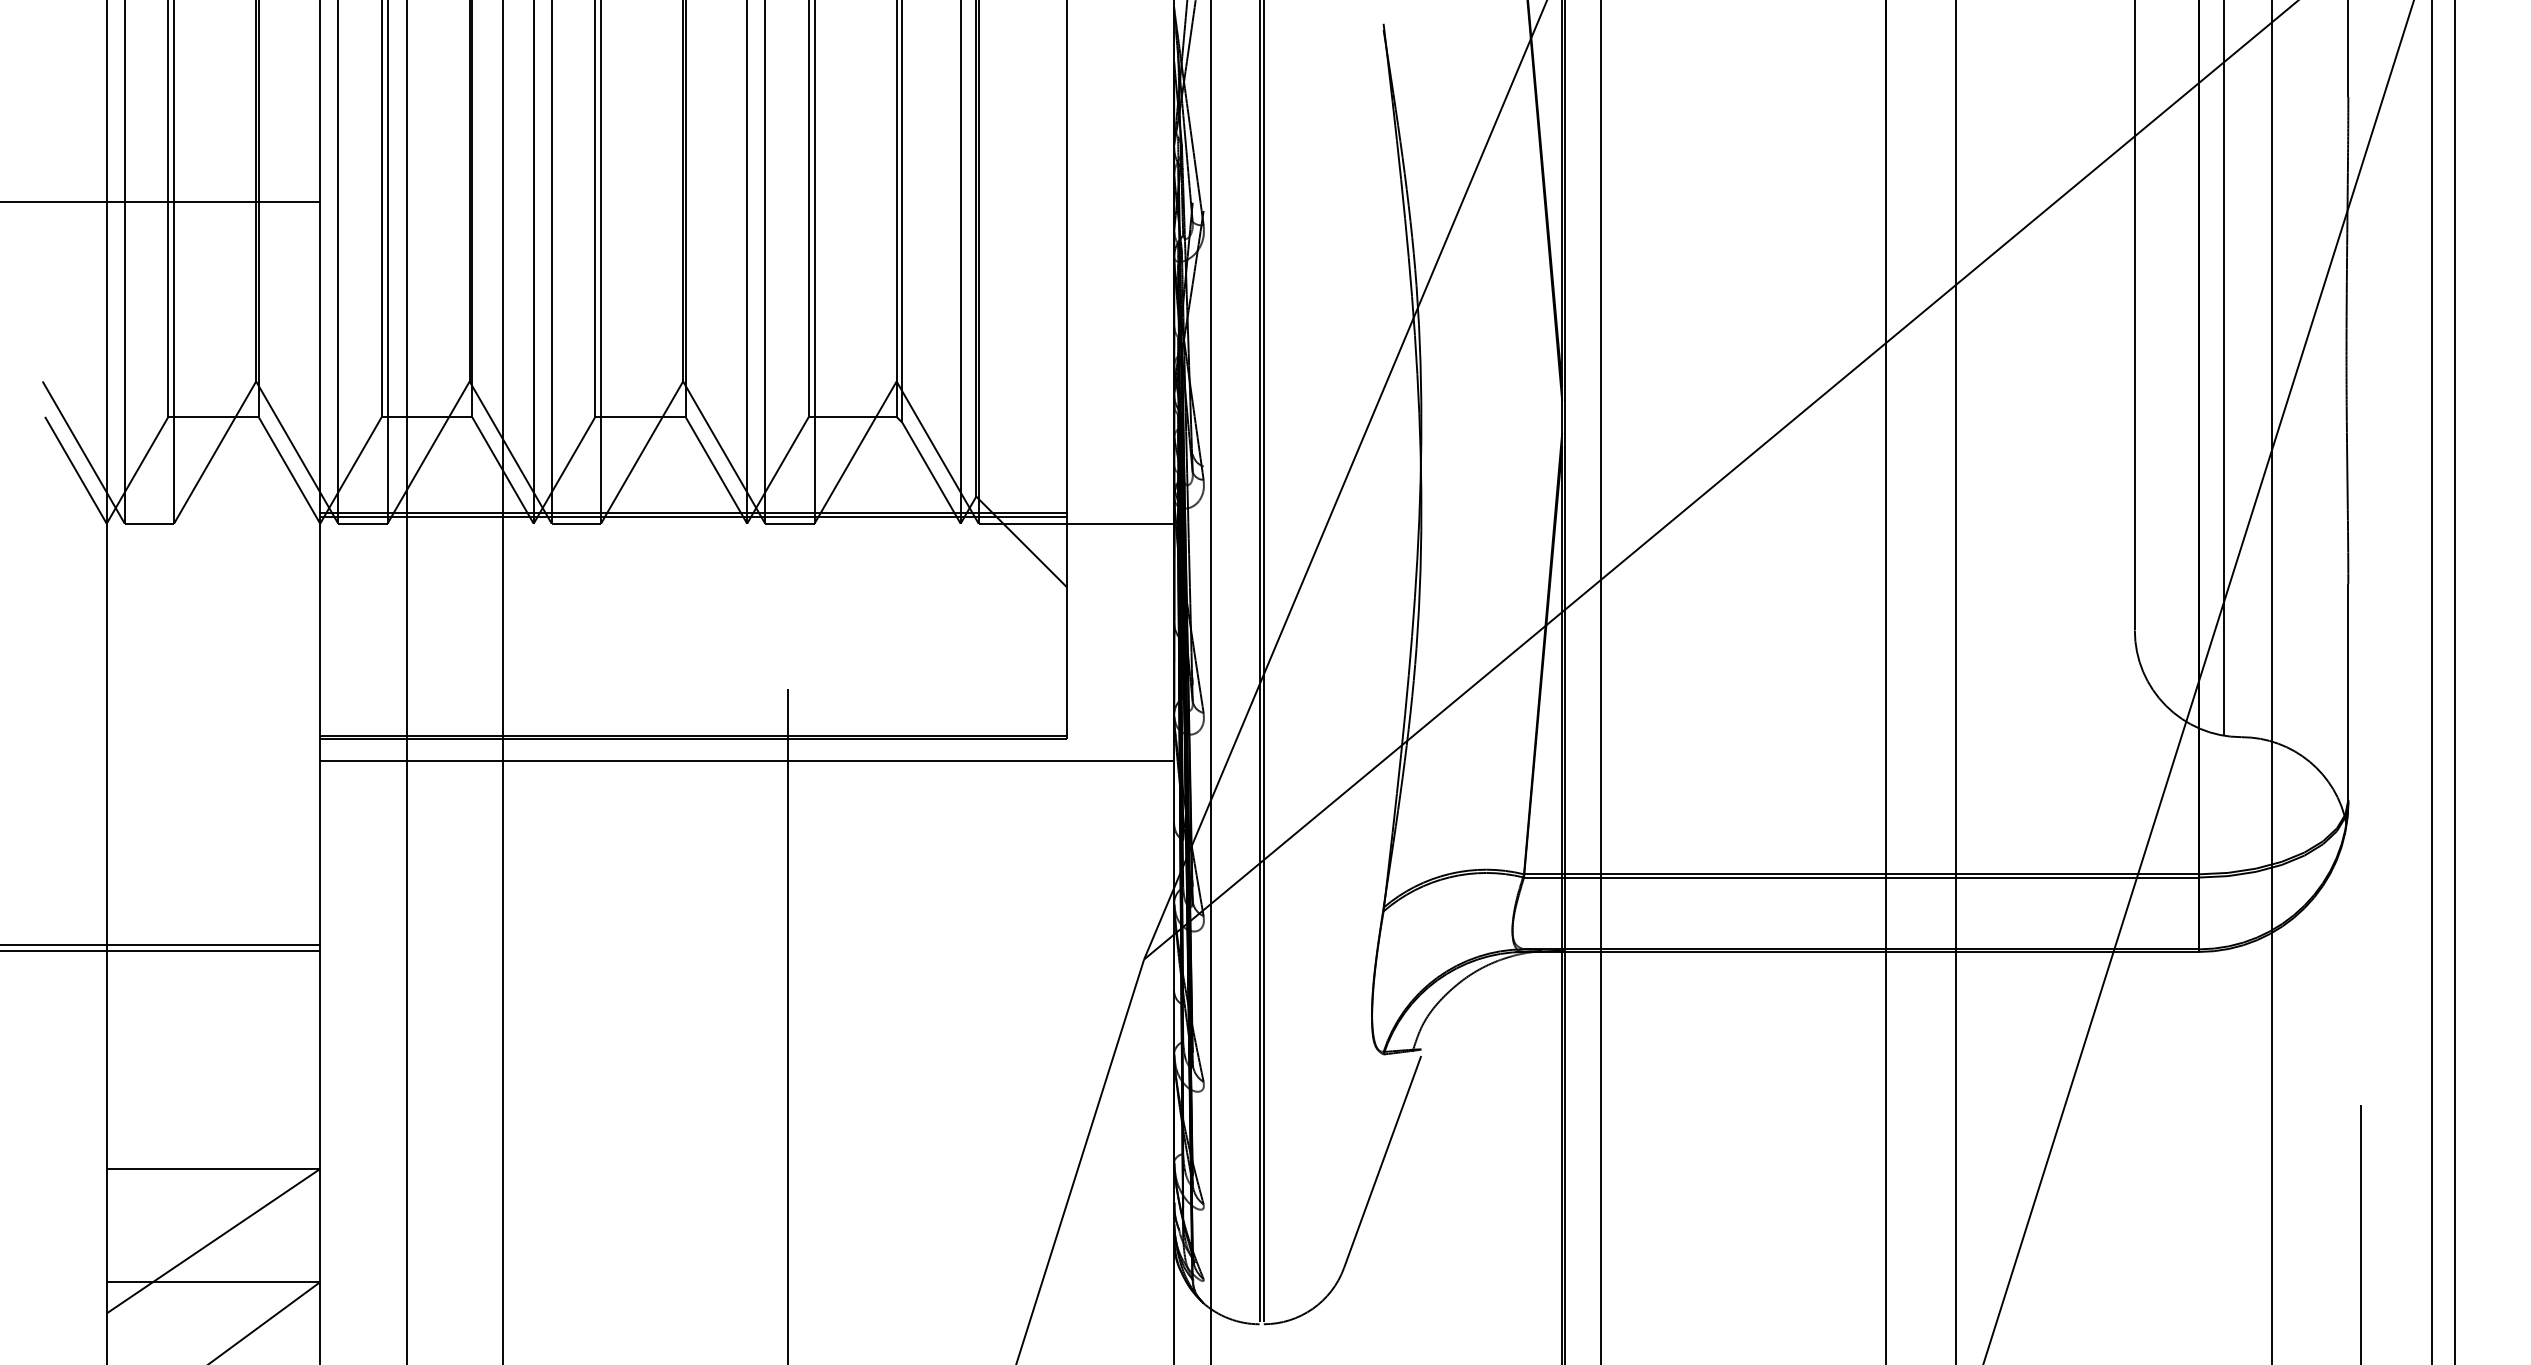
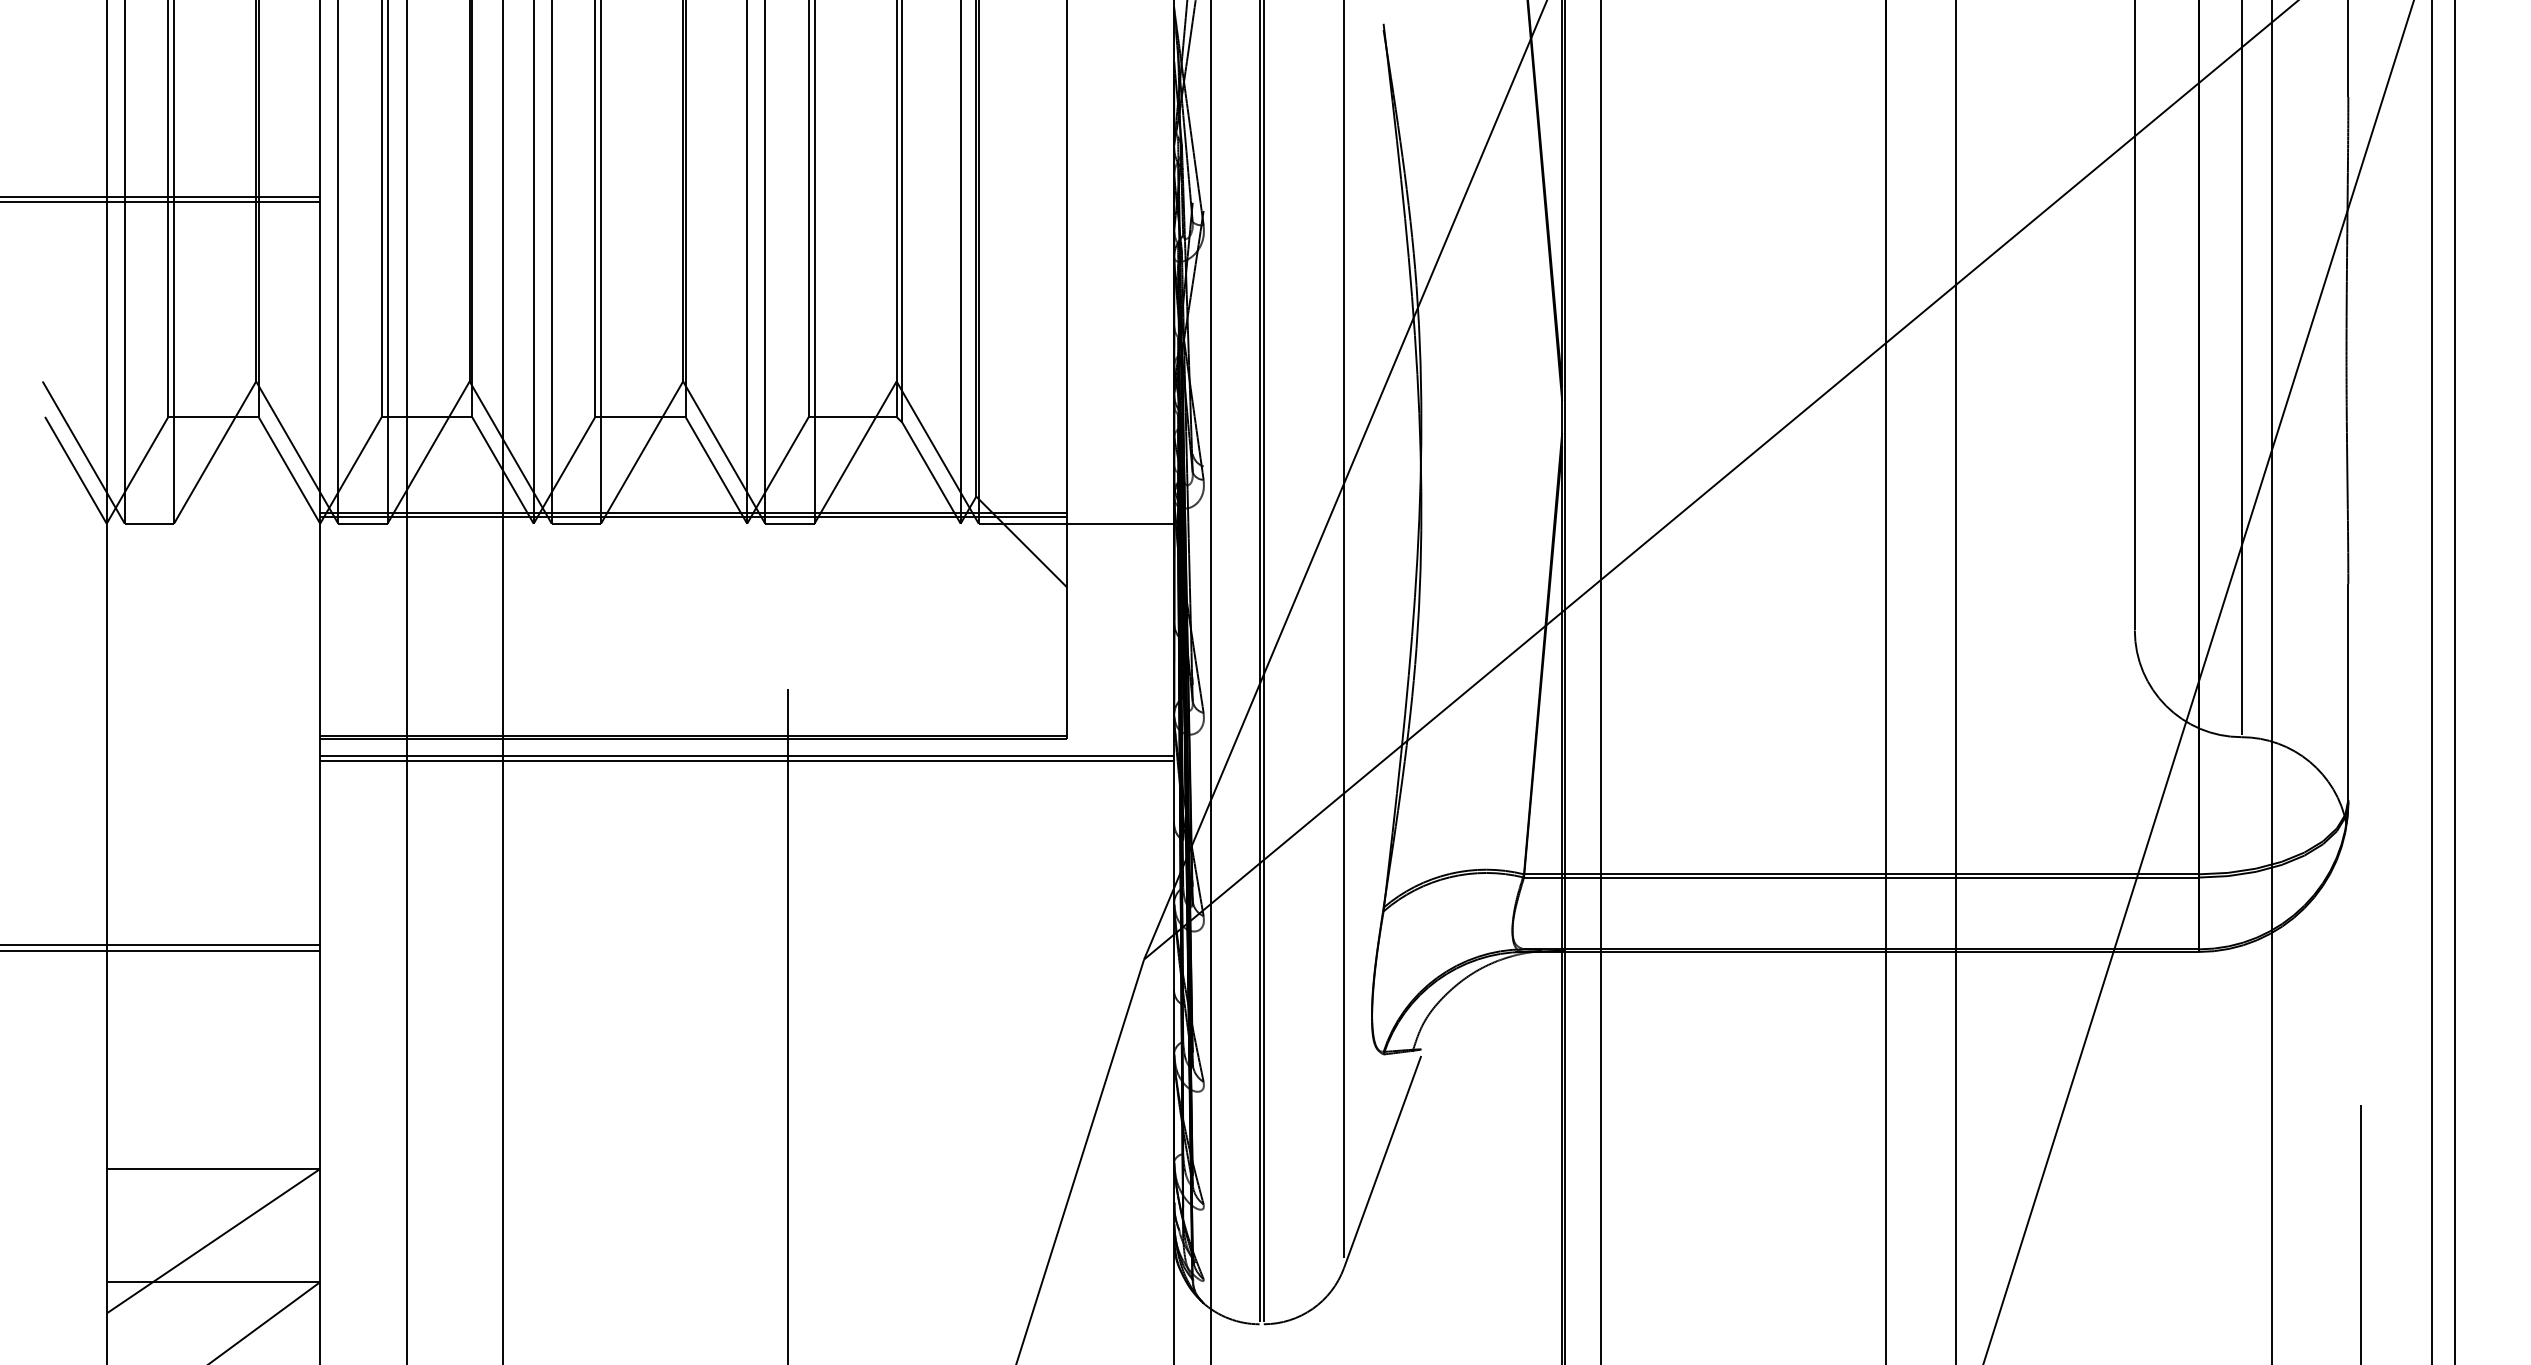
line: none -> present (161, 196)
line position: (2223, 368) -> (2241, 368) (2241, 368)
line: none -> present (1344, 630)
line: none -> present (747, 756)
